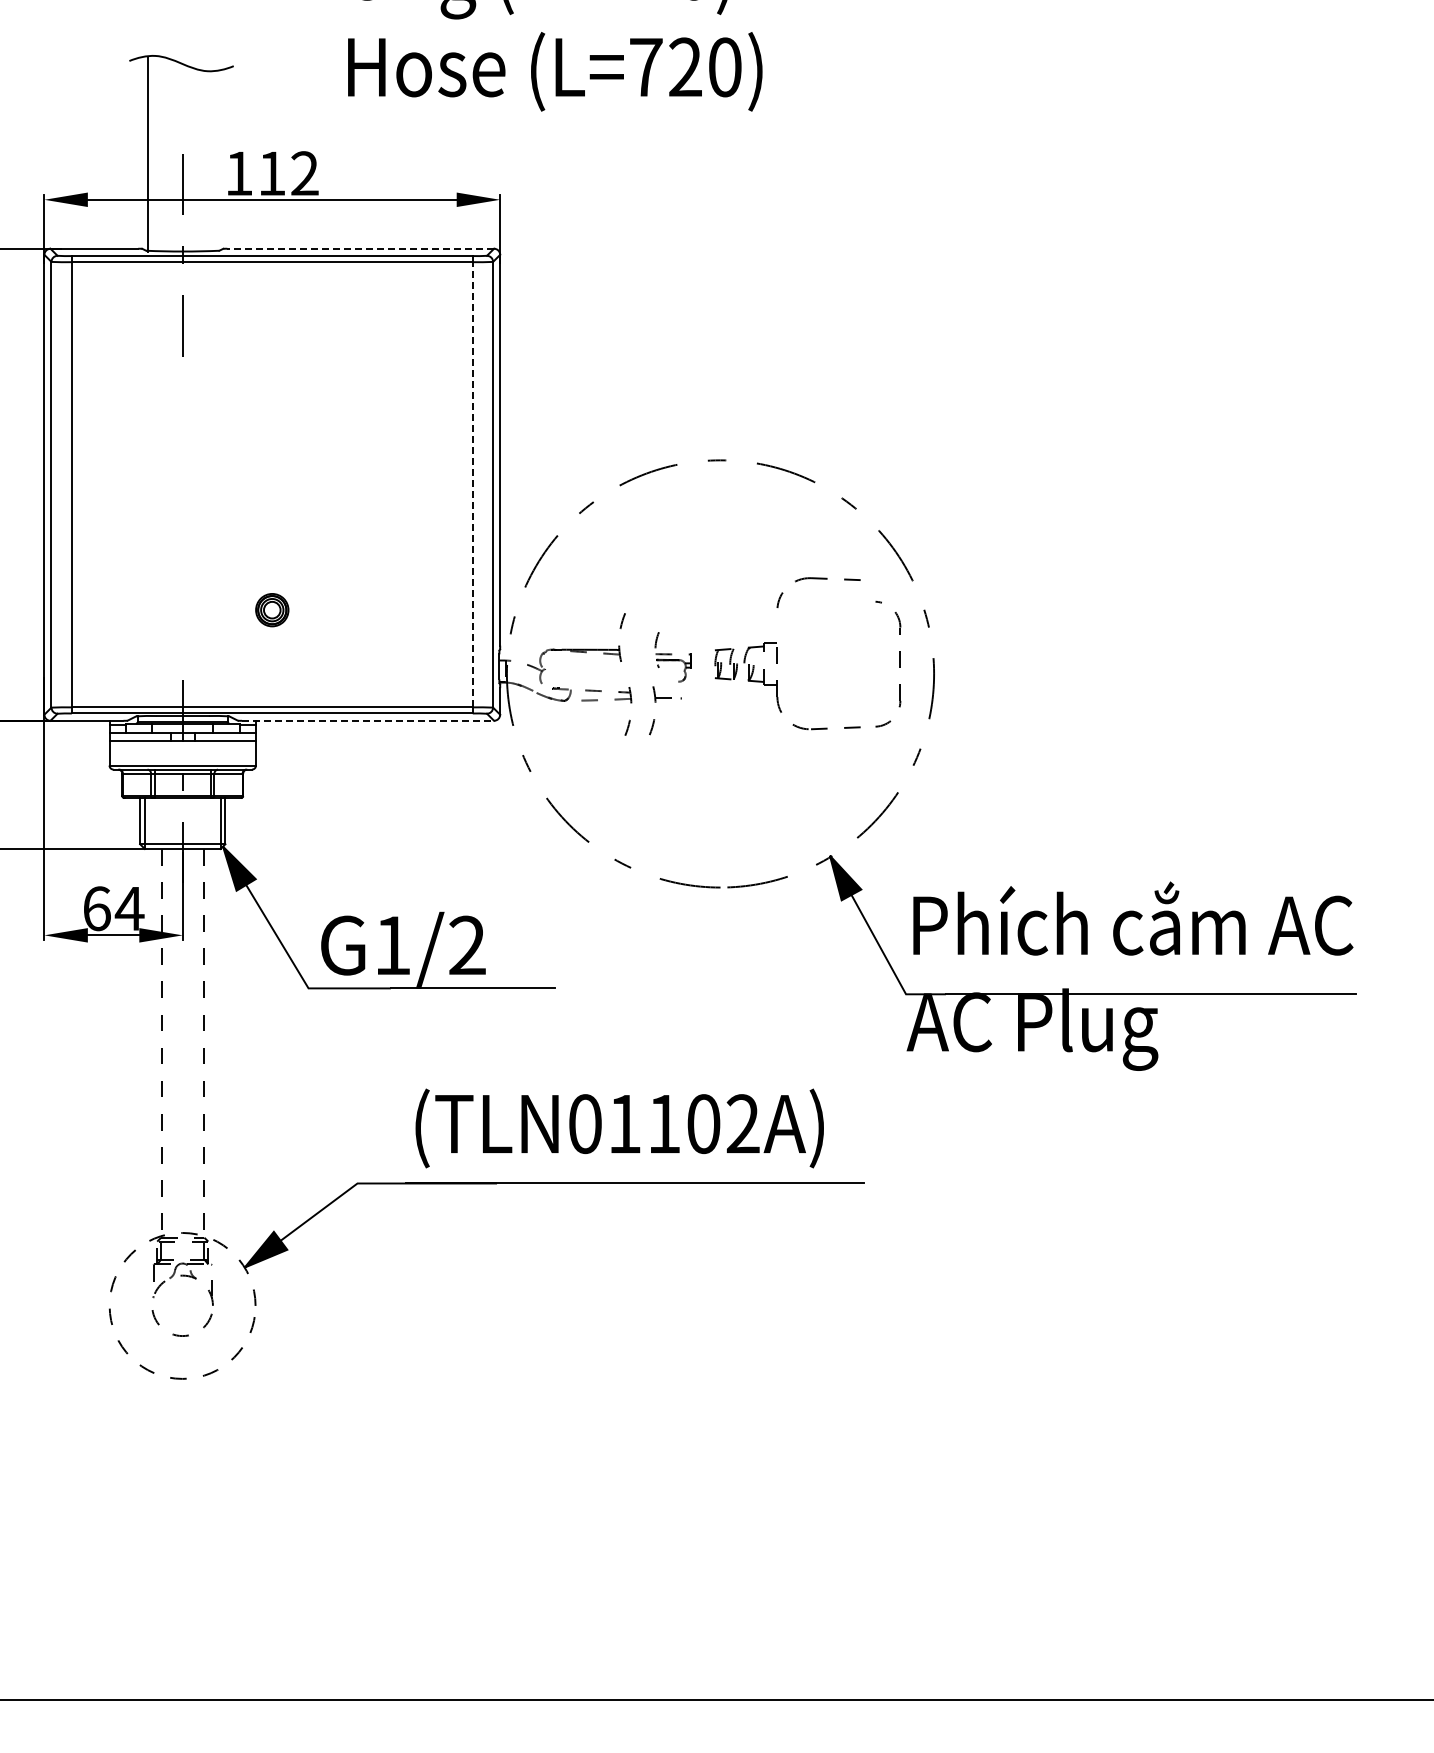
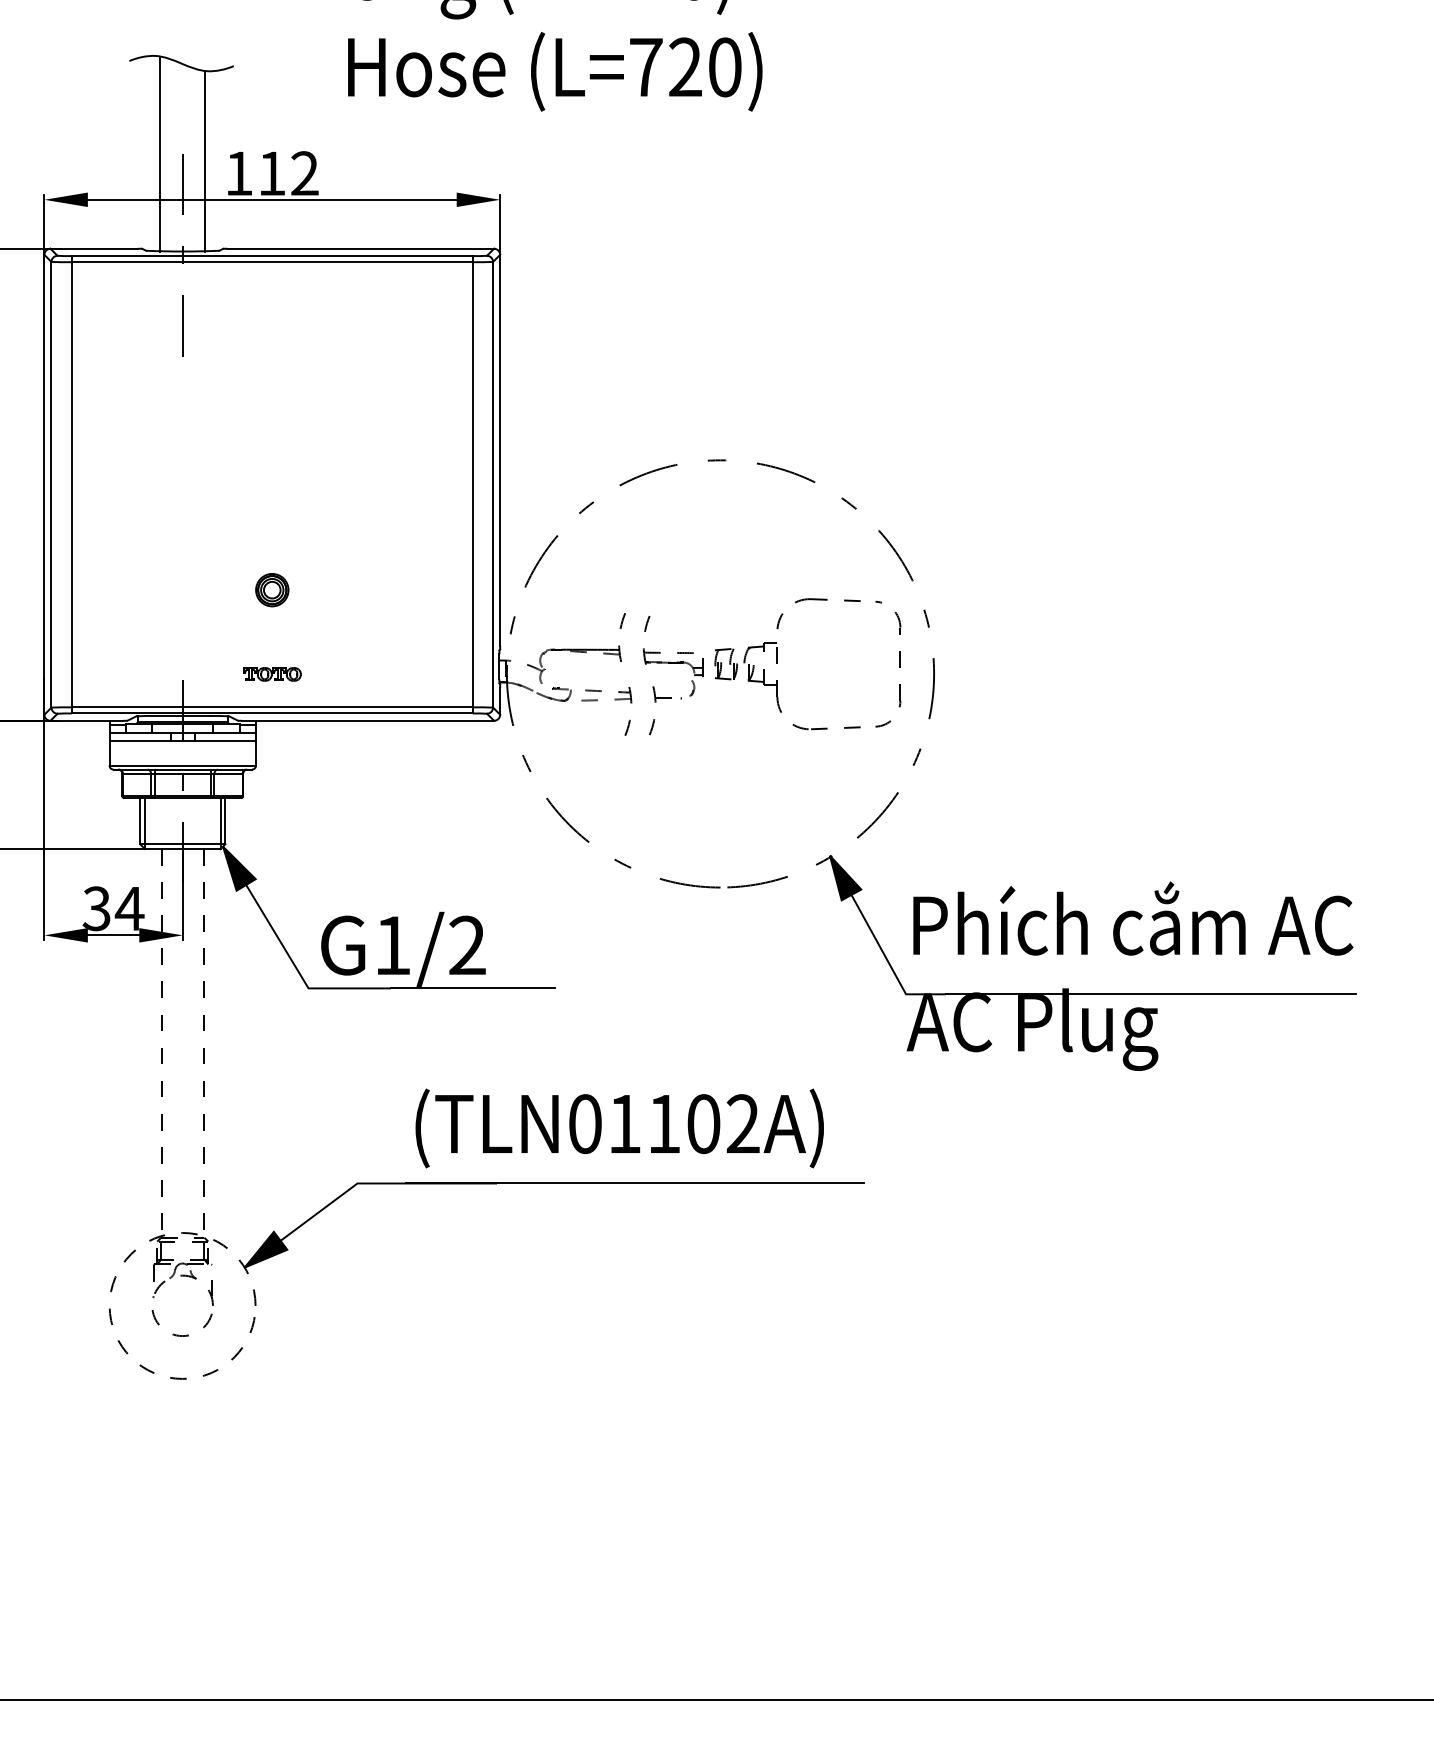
line position: (148, 153) -> (160, 153) (160, 153)
line: none -> present (205, 161)
line: dashed -> solid (360, 248)
line: dashed -> solid (472, 484)
part position: (818, 579) -> (818, 600) (818, 600)
part position: (272, 610) -> (272, 590) (272, 590)
part size: 38x51 px -> 62x81 px (672, 656)
part: none -> present (272, 674)
line: dashed -> solid (368, 720)
text: 64 -> 34 (96, 908)
